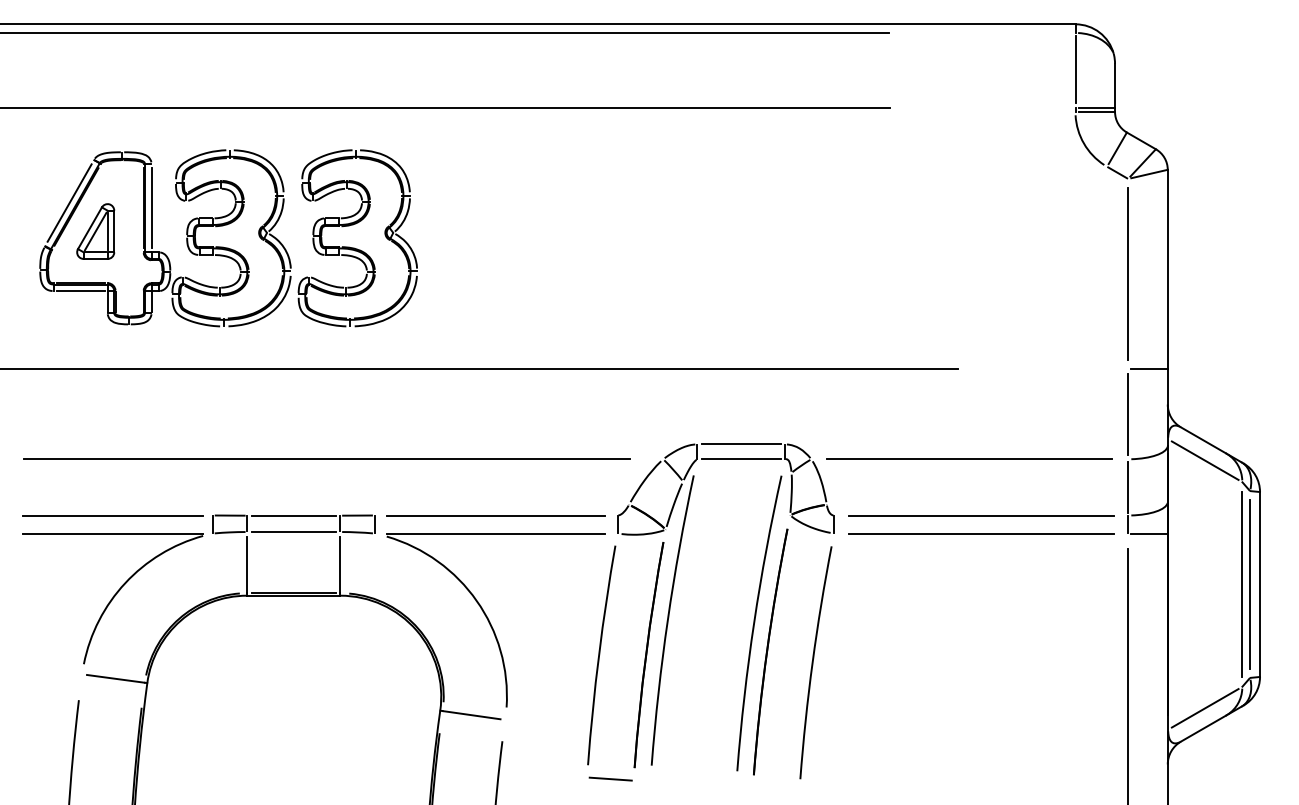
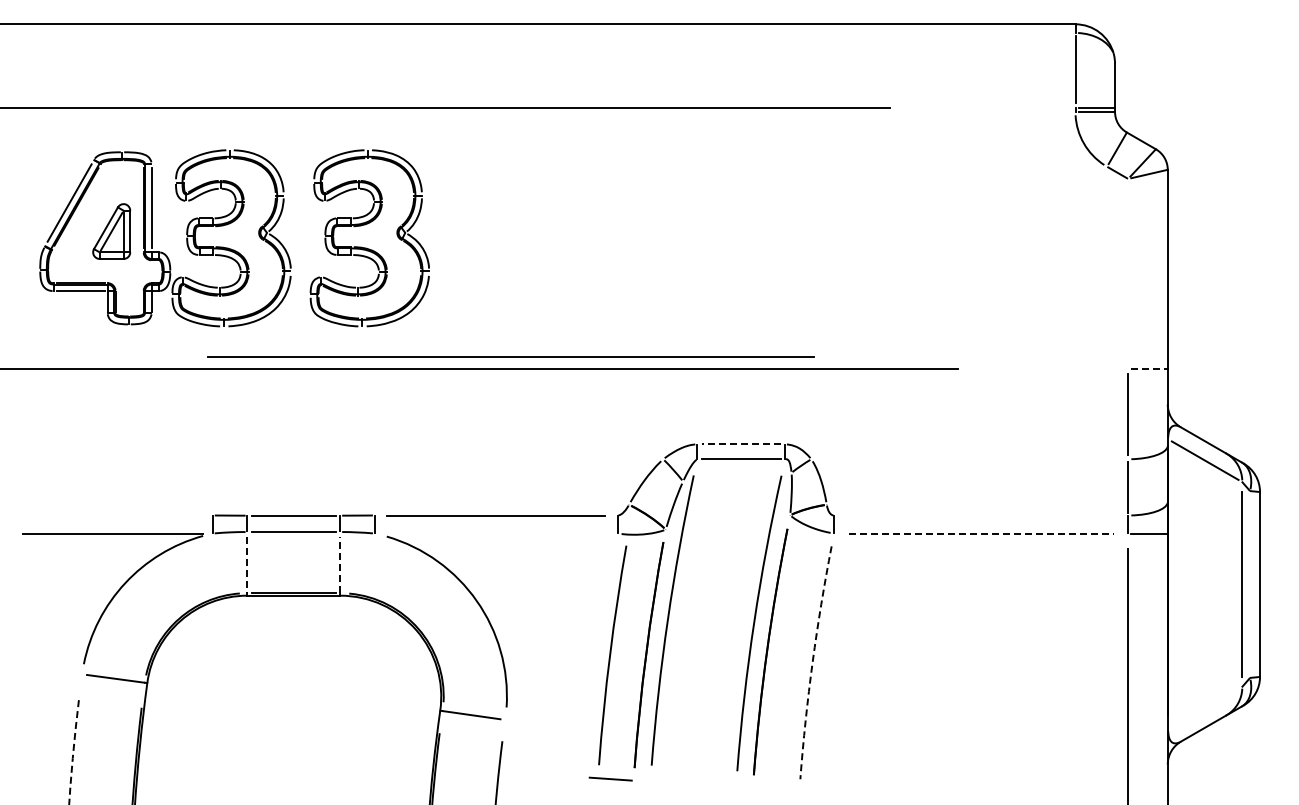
line: present -> none (445, 32)
part position: (95, 231) -> (111, 231) (111, 231)
part position: (357, 238) -> (369, 238) (369, 238)
line: present -> none (1128, 273)
line: solid -> dashed (1149, 369)
line: solid -> dashed (741, 444)
line position: (326, 458) -> (510, 356) (510, 356)
line: present -> none (969, 459)
line: present -> none (112, 515)
line: present -> none (981, 515)
line: present -> none (495, 533)
line: solid -> dashed (981, 533)
line: solid -> dashed (340, 564)
line: solid -> dashed (247, 565)
line: present -> none (1250, 584)
arc position: (600, 654) -> (611, 654) (611, 654)
arc: solid -> dashed (812, 662)
line: present -> none (1204, 708)
arc: solid -> dashed (73, 752)
